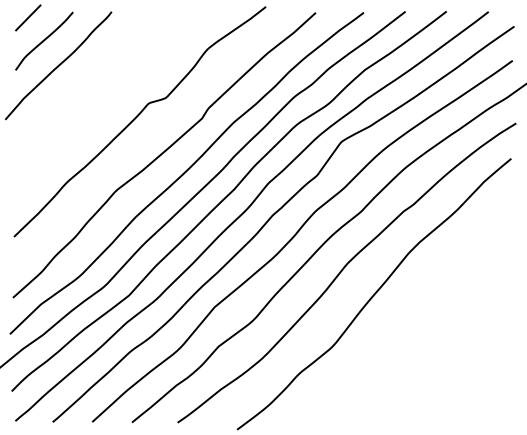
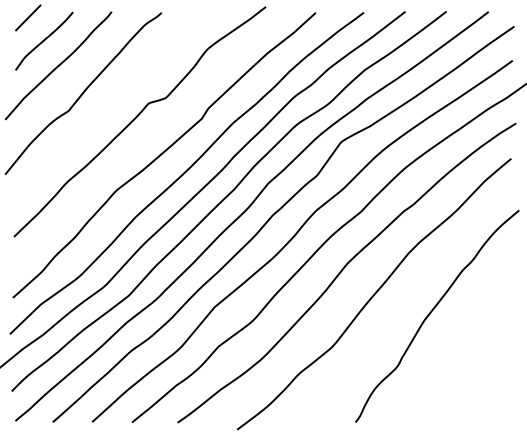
curve: none -> present (83, 93)
curve: none -> present (431, 313)
